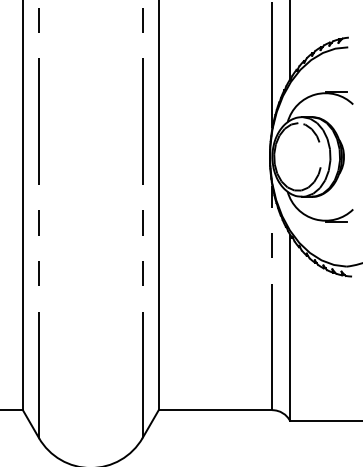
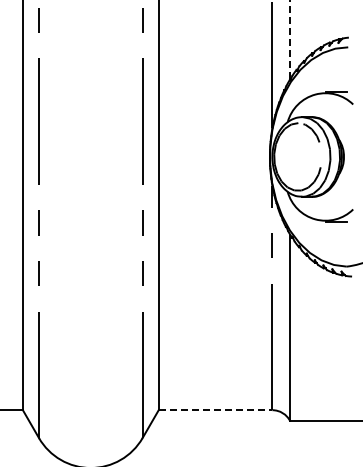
line: solid -> dashed (290, 39)
line: solid -> dashed (215, 410)
